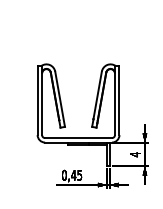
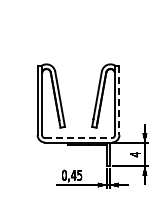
line: solid -> dashed (119, 100)
line: solid -> dashed (79, 138)
